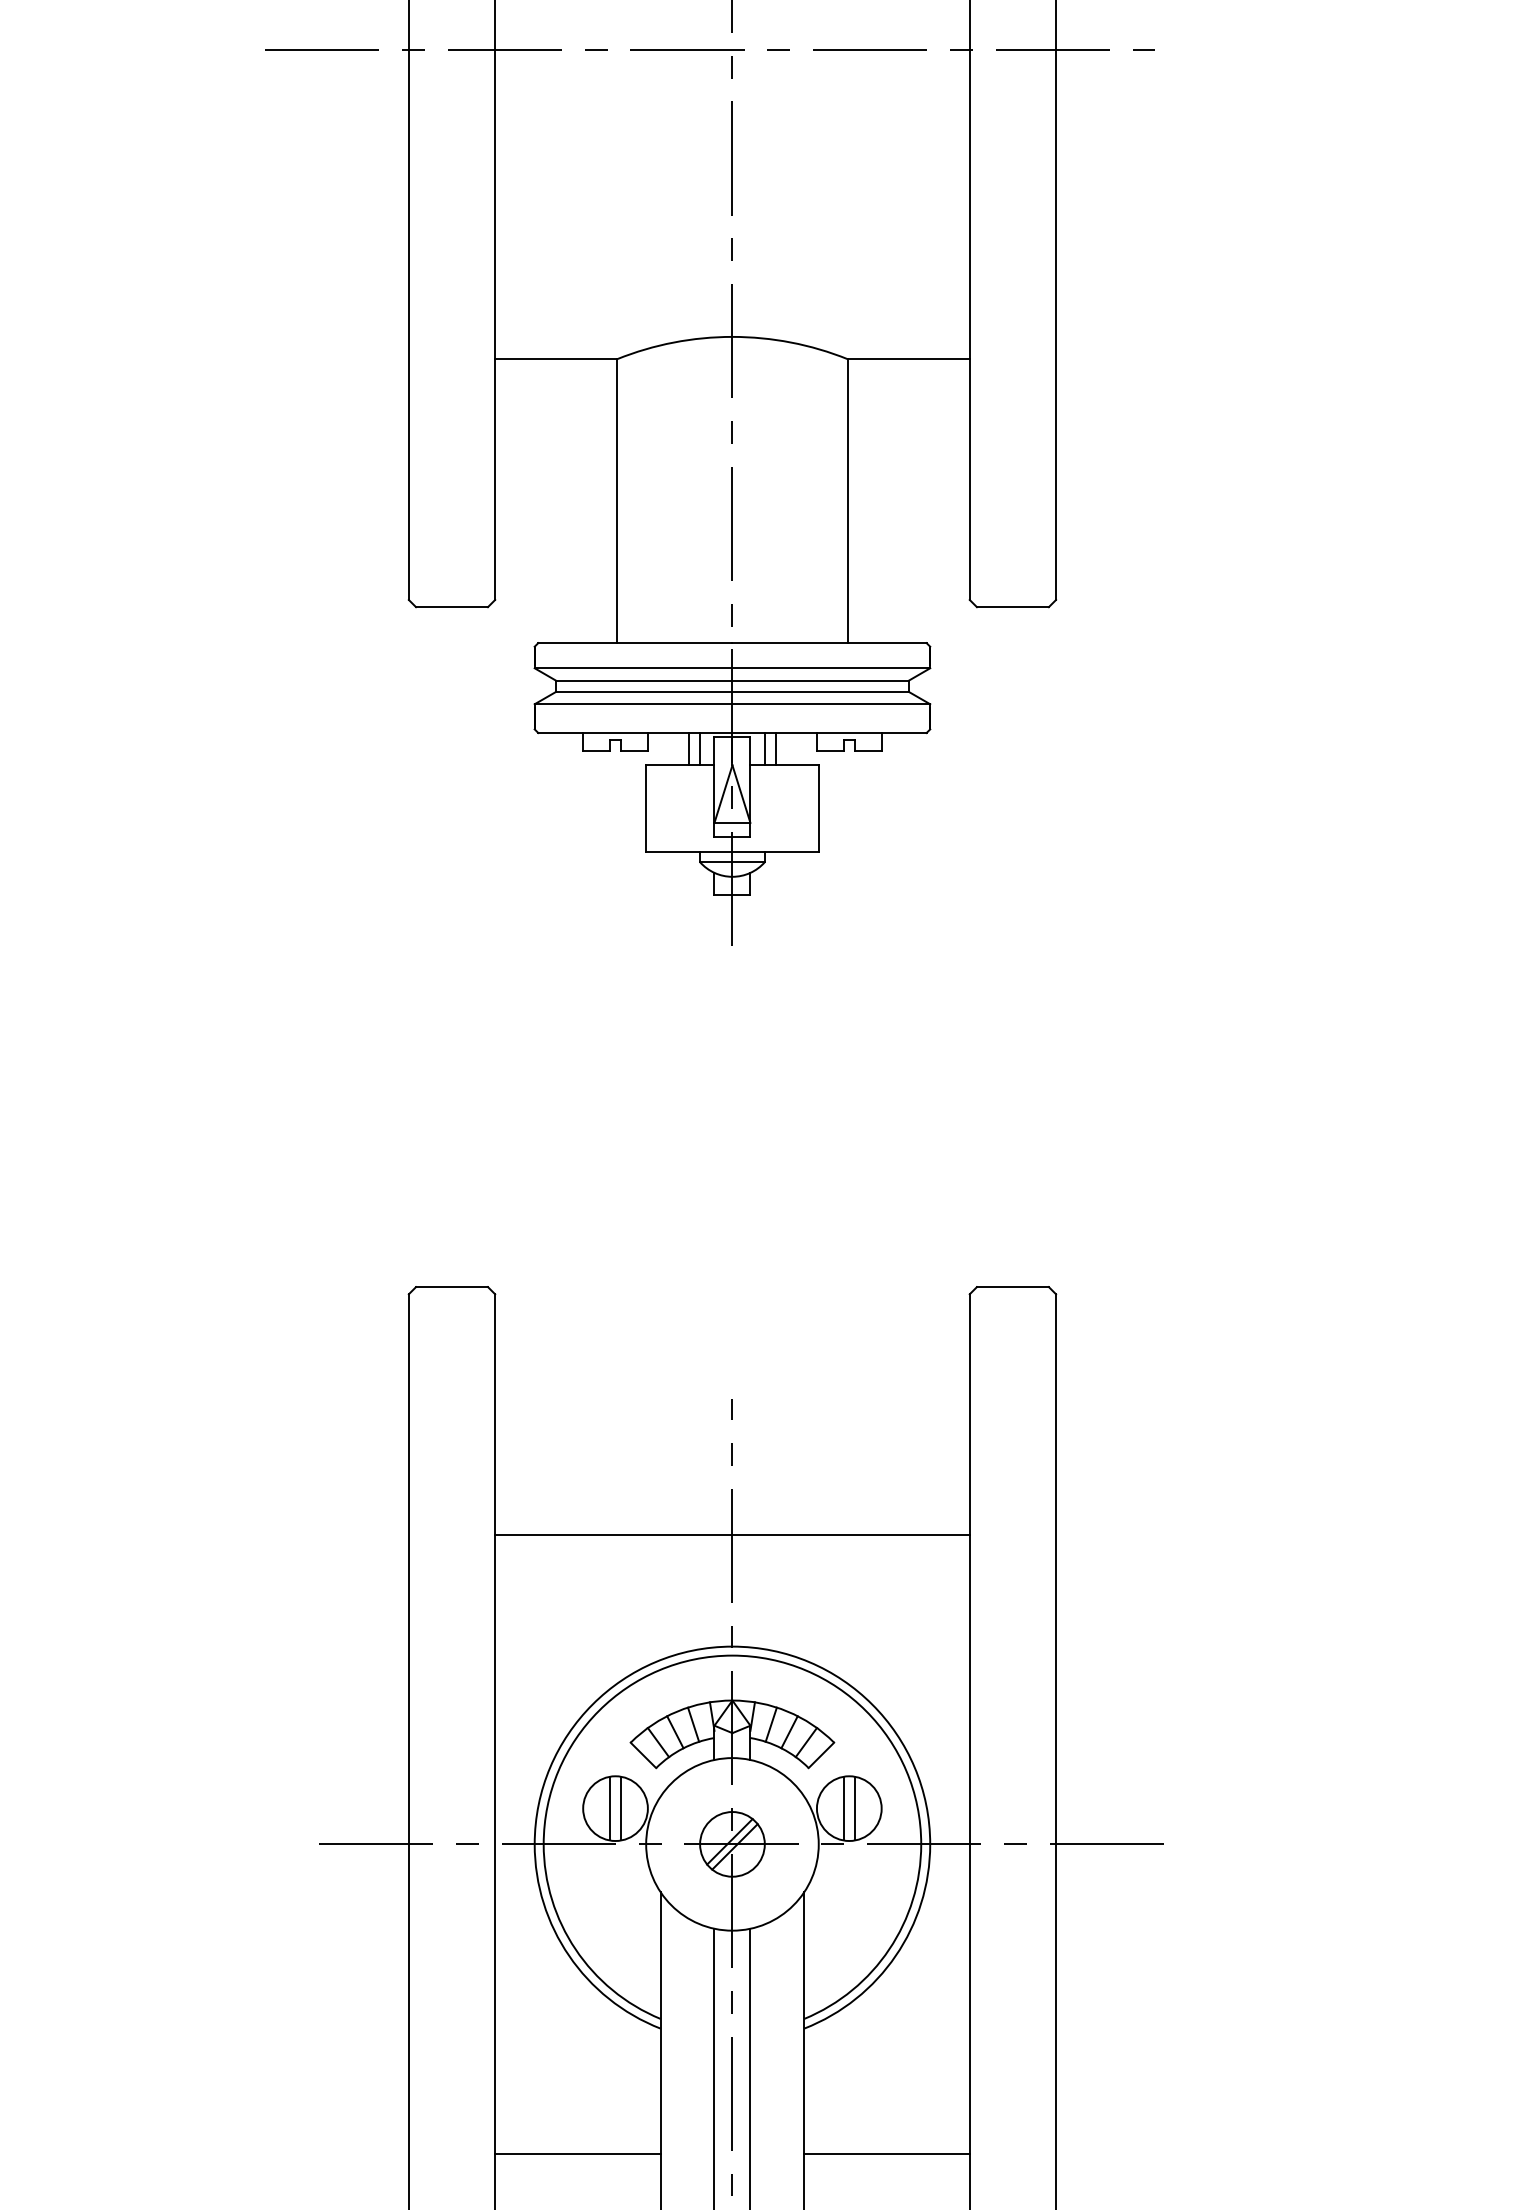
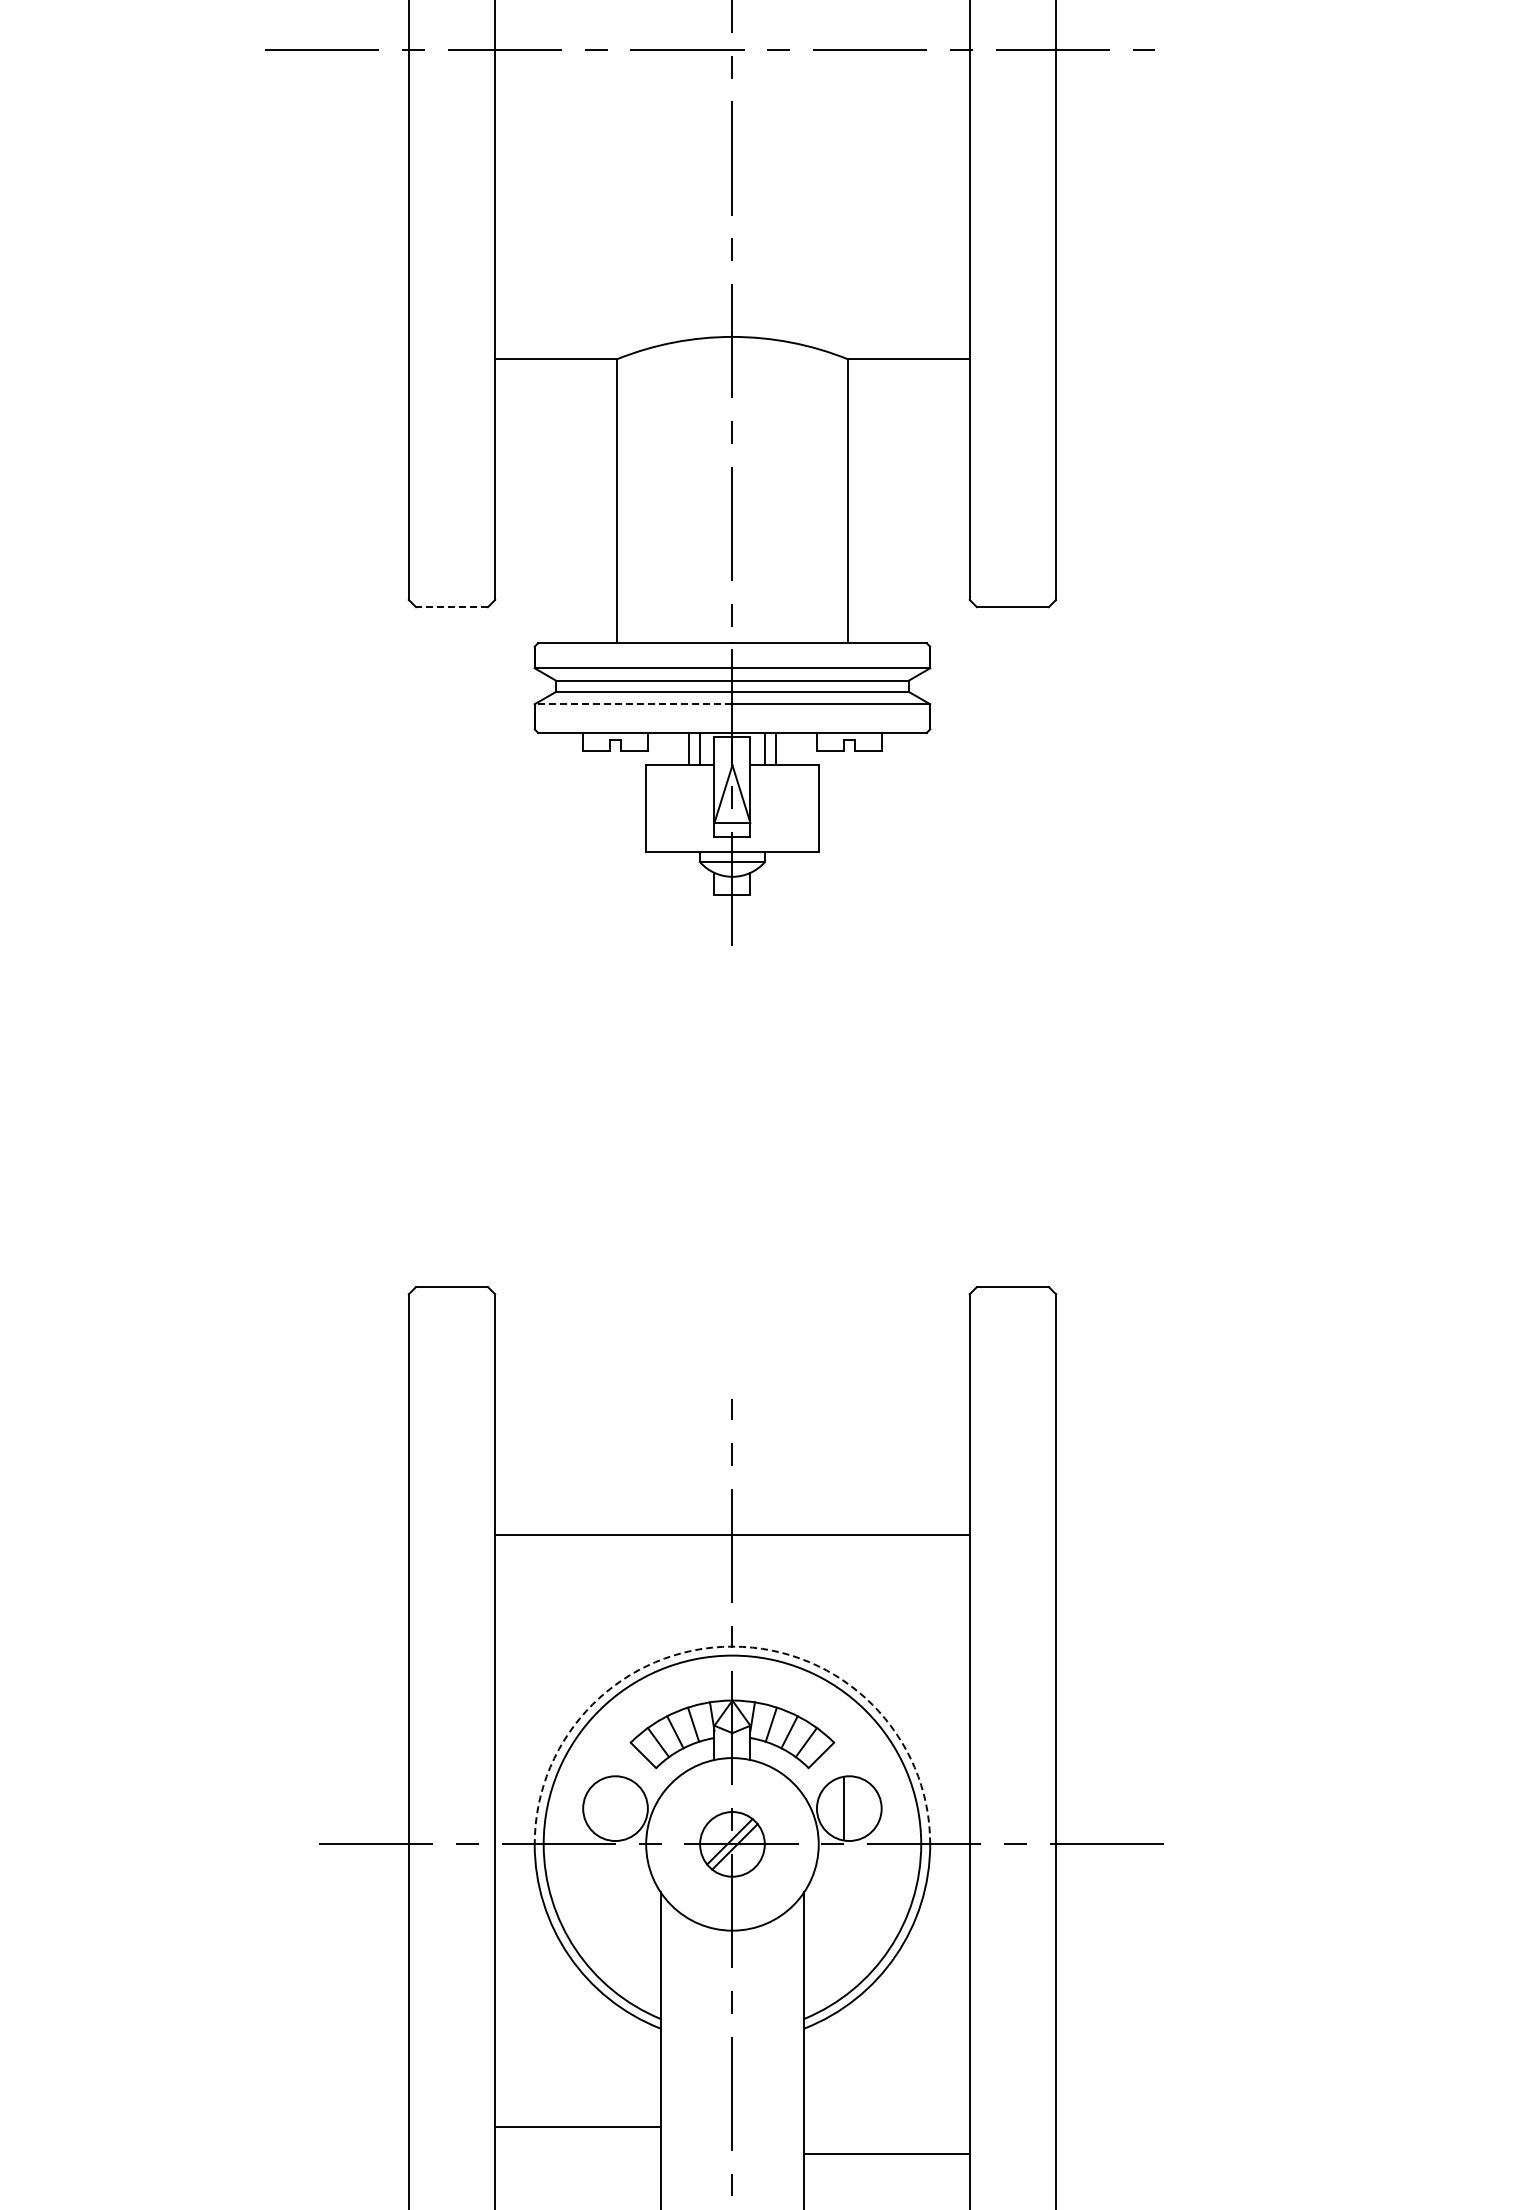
line: solid -> dashed (452, 607)
line: solid -> dashed (633, 704)
arc: solid -> dashed (732, 1646)
line: present -> none (610, 1808)
line: present -> none (620, 1808)
line: present -> none (854, 1808)
line: present -> none (714, 2067)
line: present -> none (750, 2067)
line position: (577, 2153) -> (577, 2126) (577, 2126)
